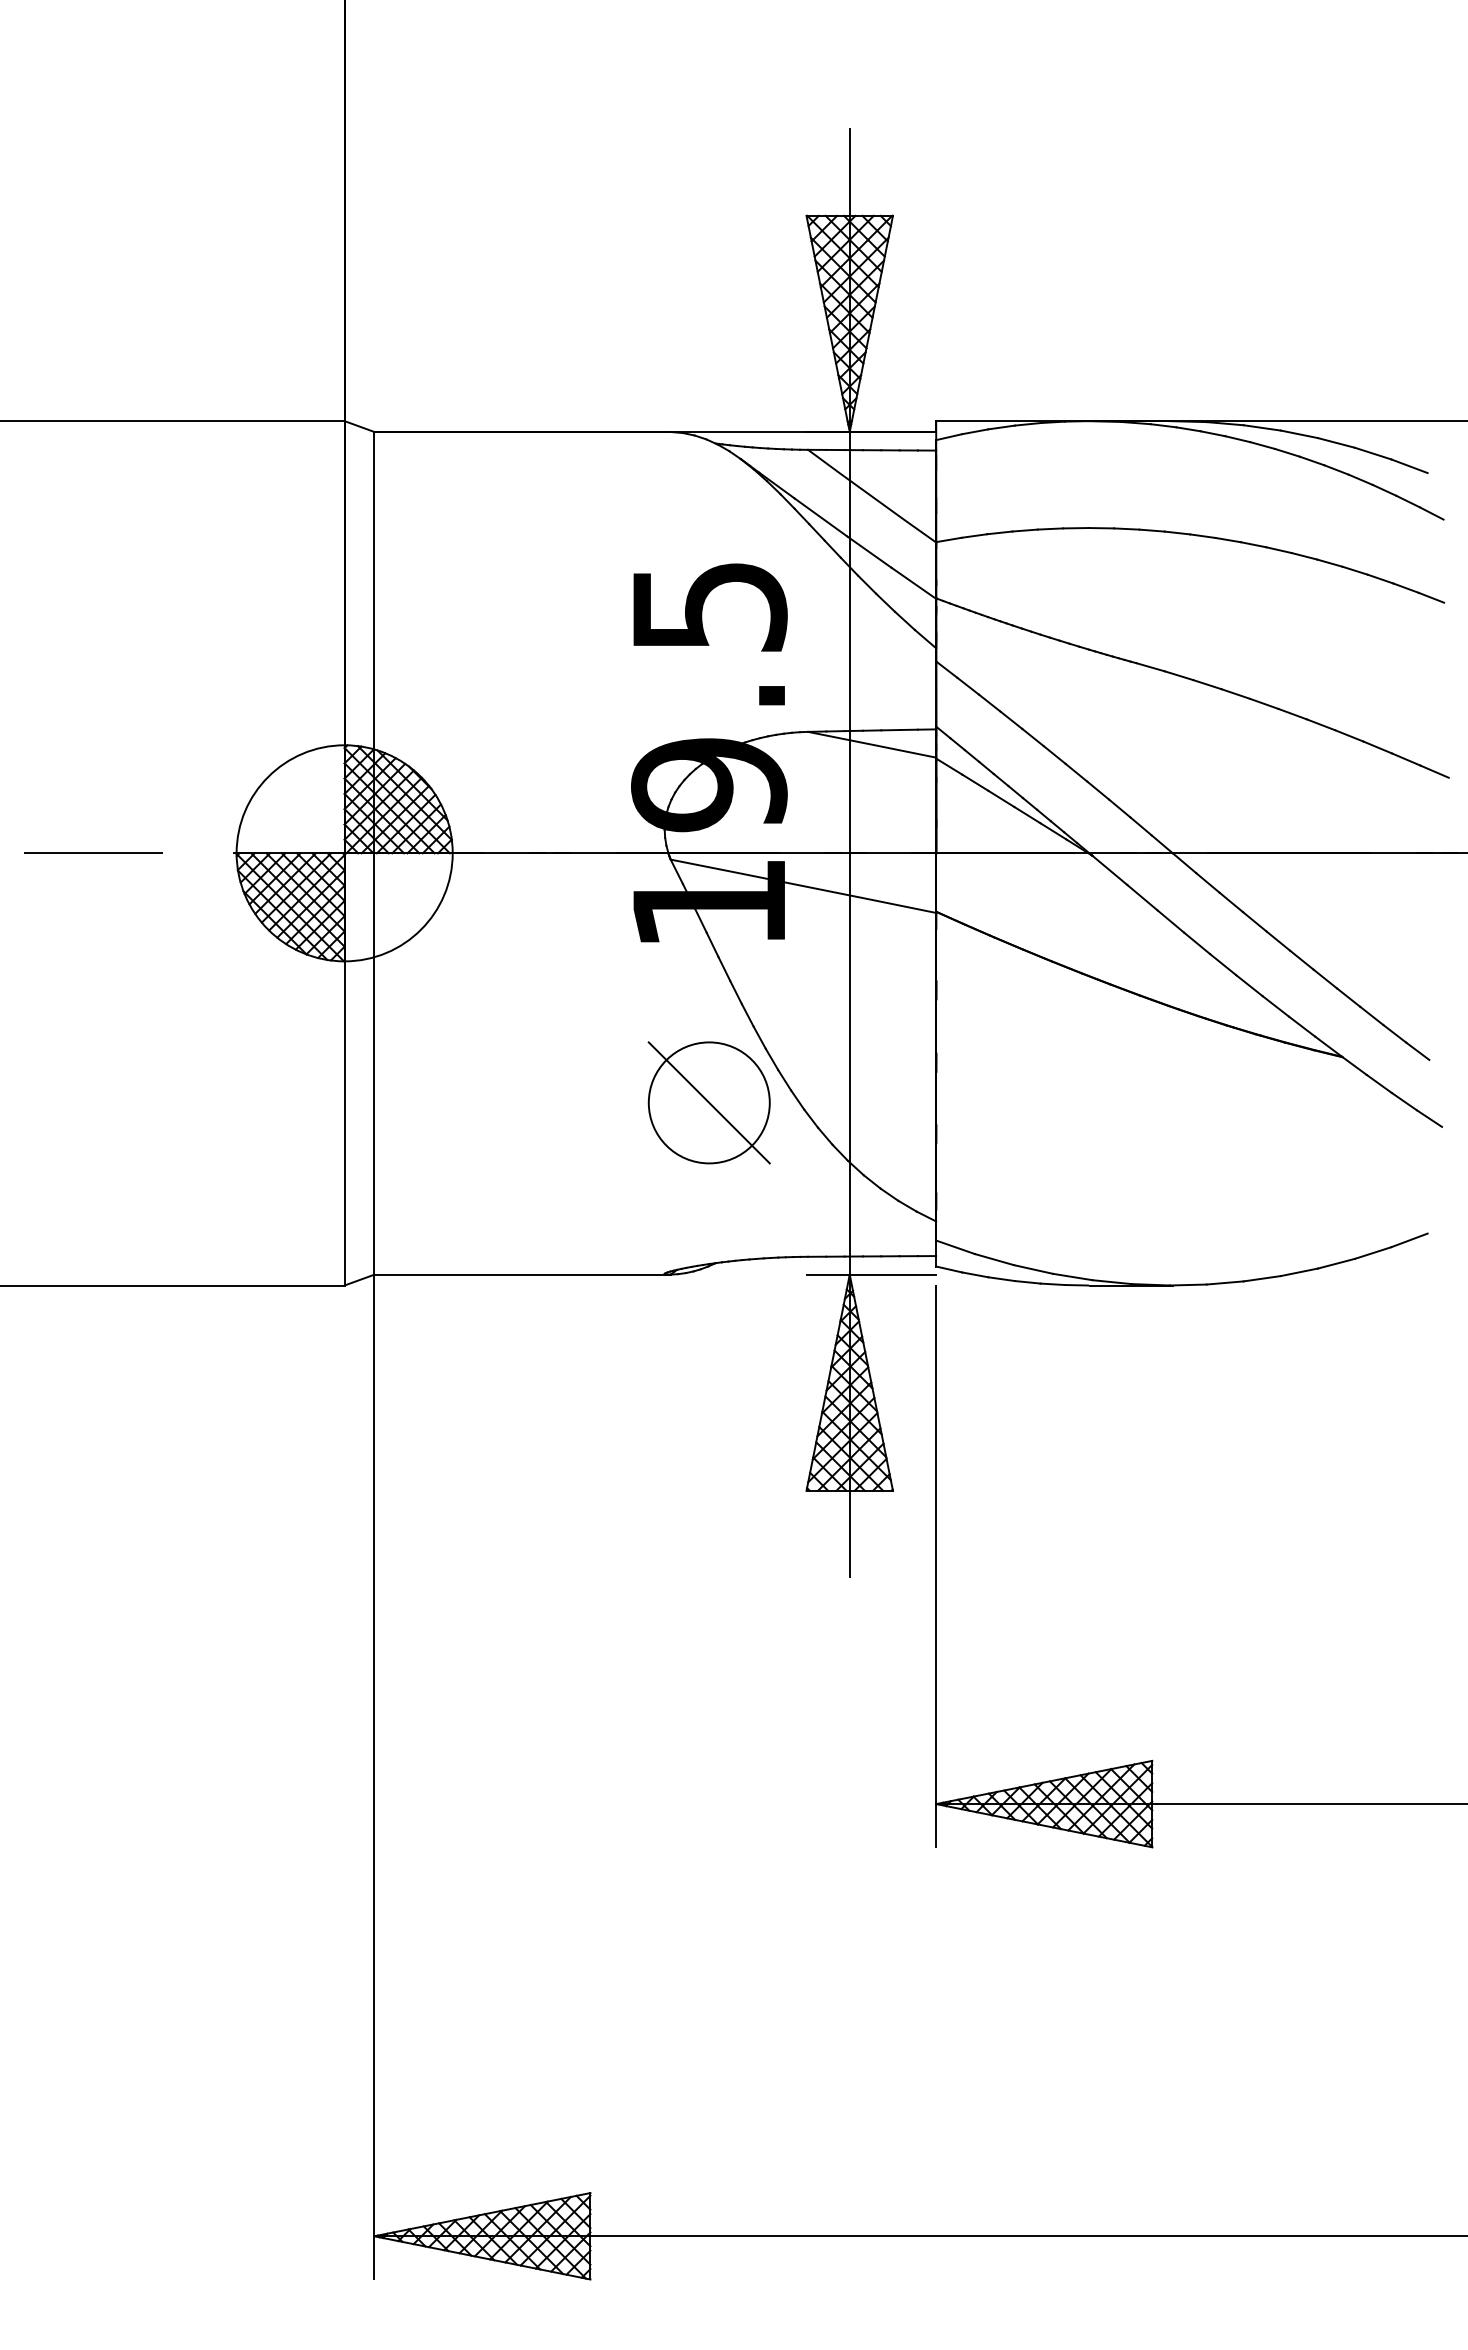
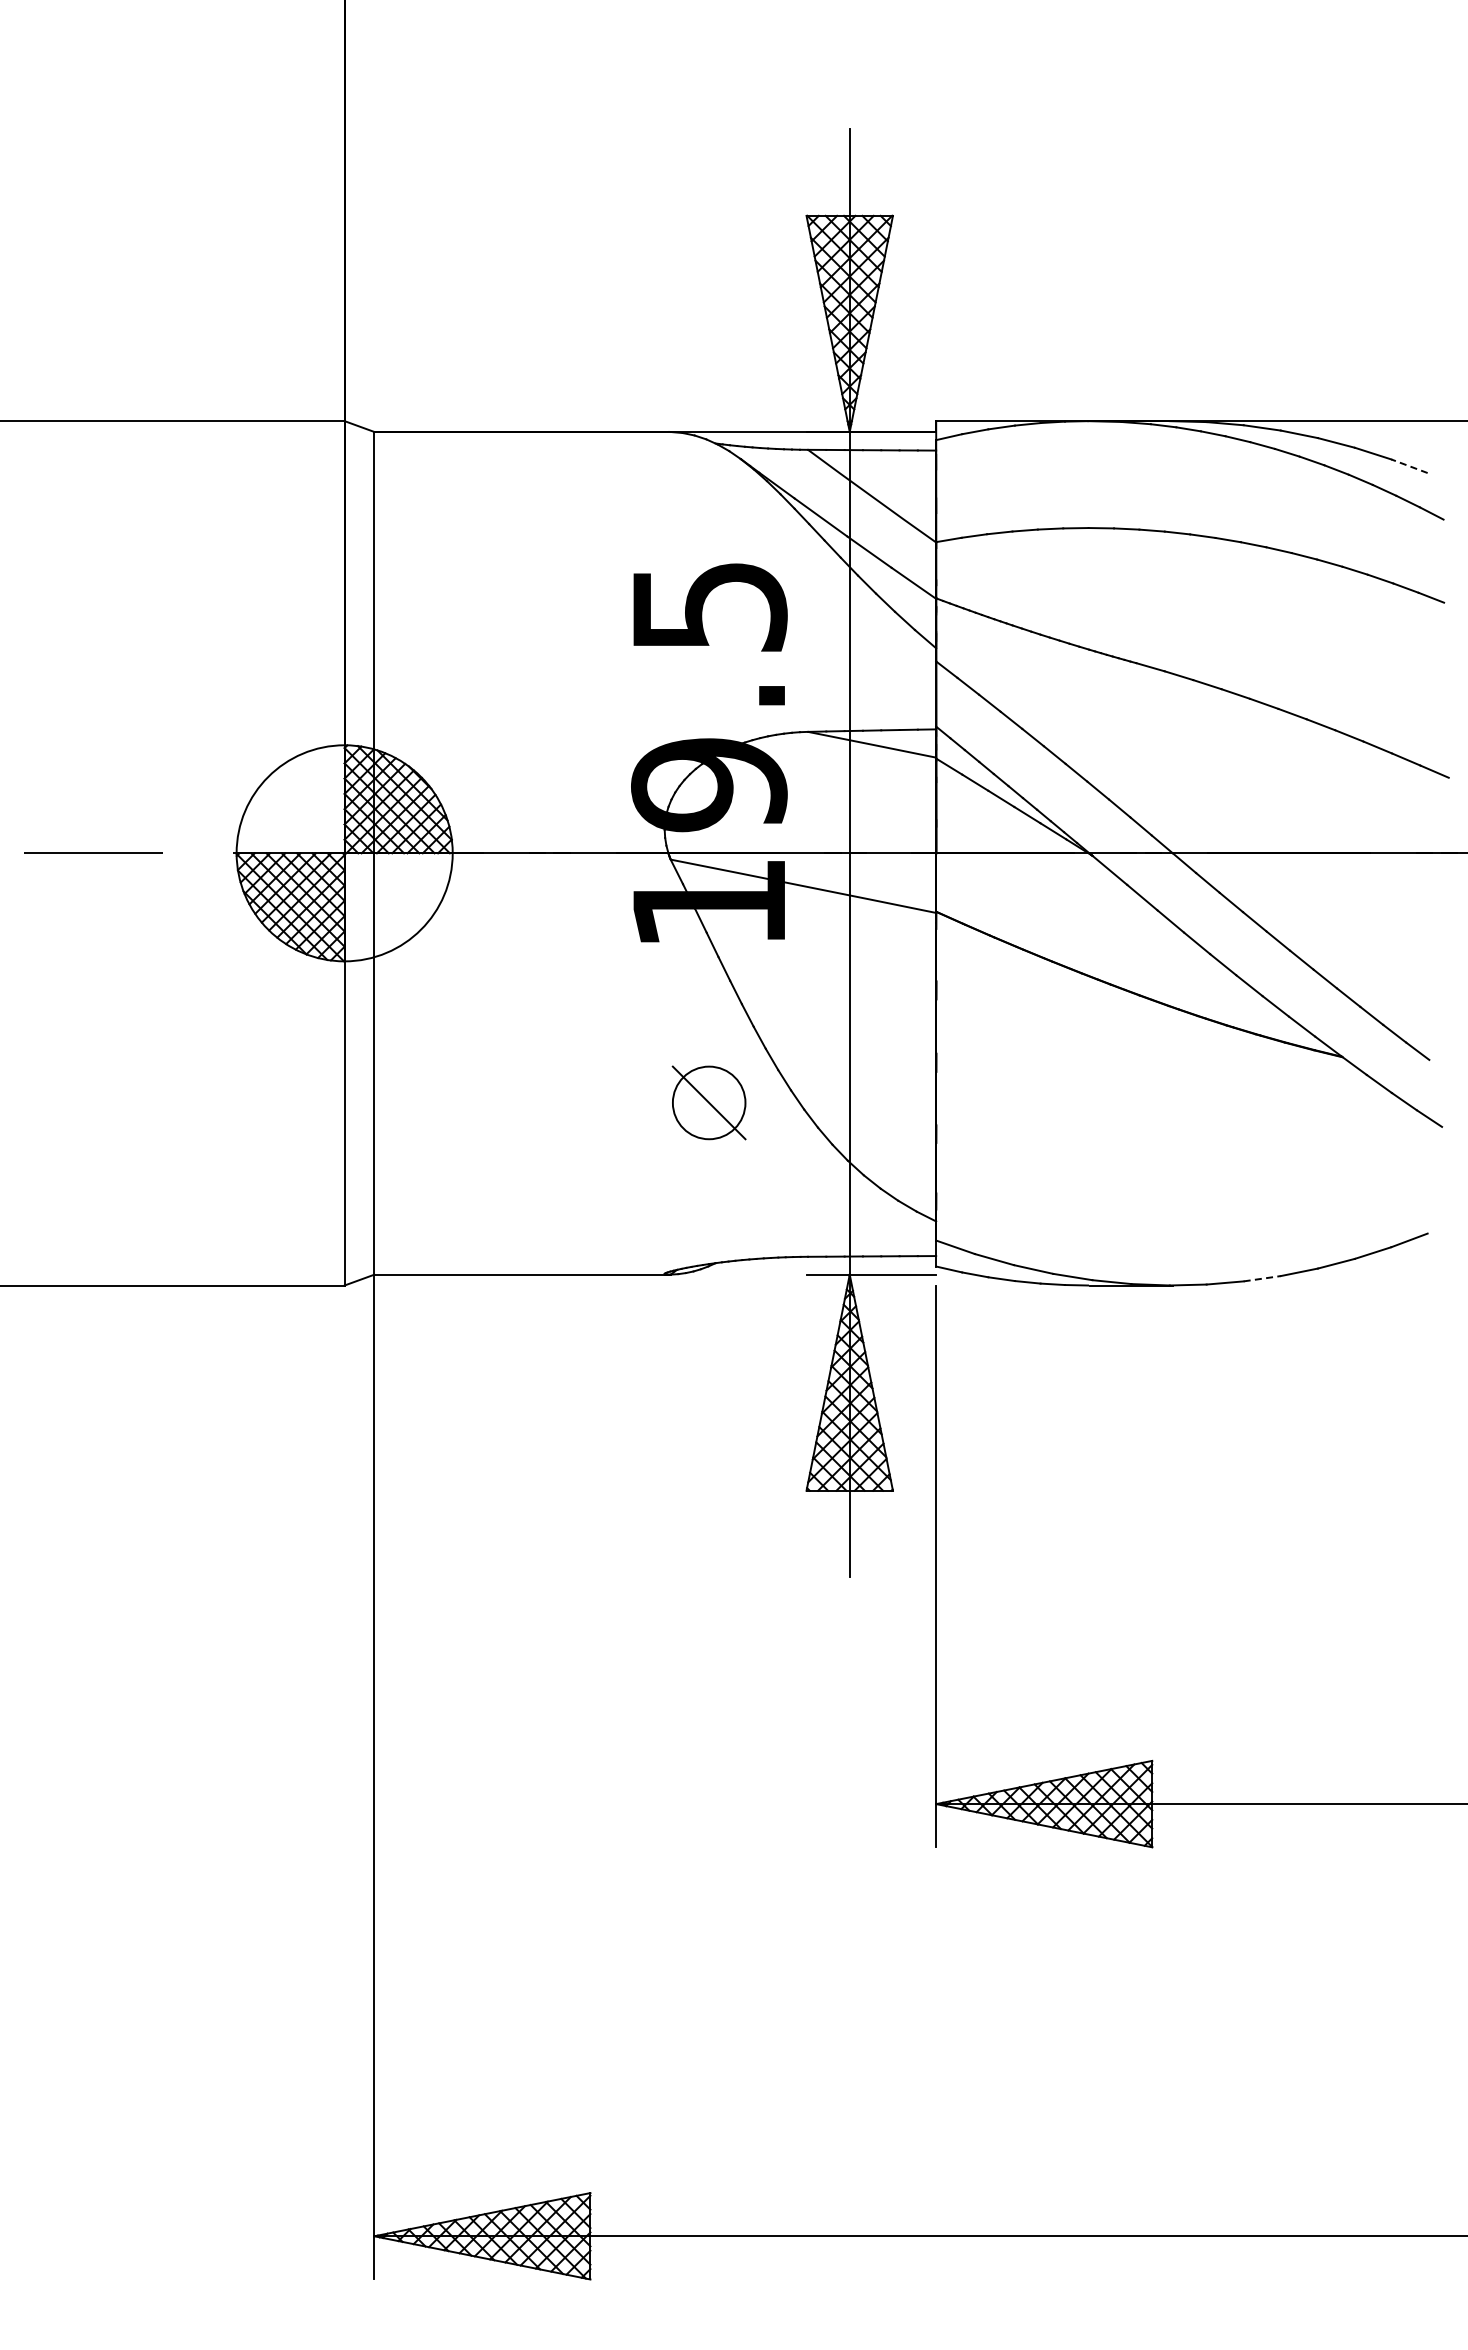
line: solid -> dashed (1408, 466)
part size: 124x124 px -> 76x76 px (708, 1102)
line: solid -> dashed (1262, 1278)
